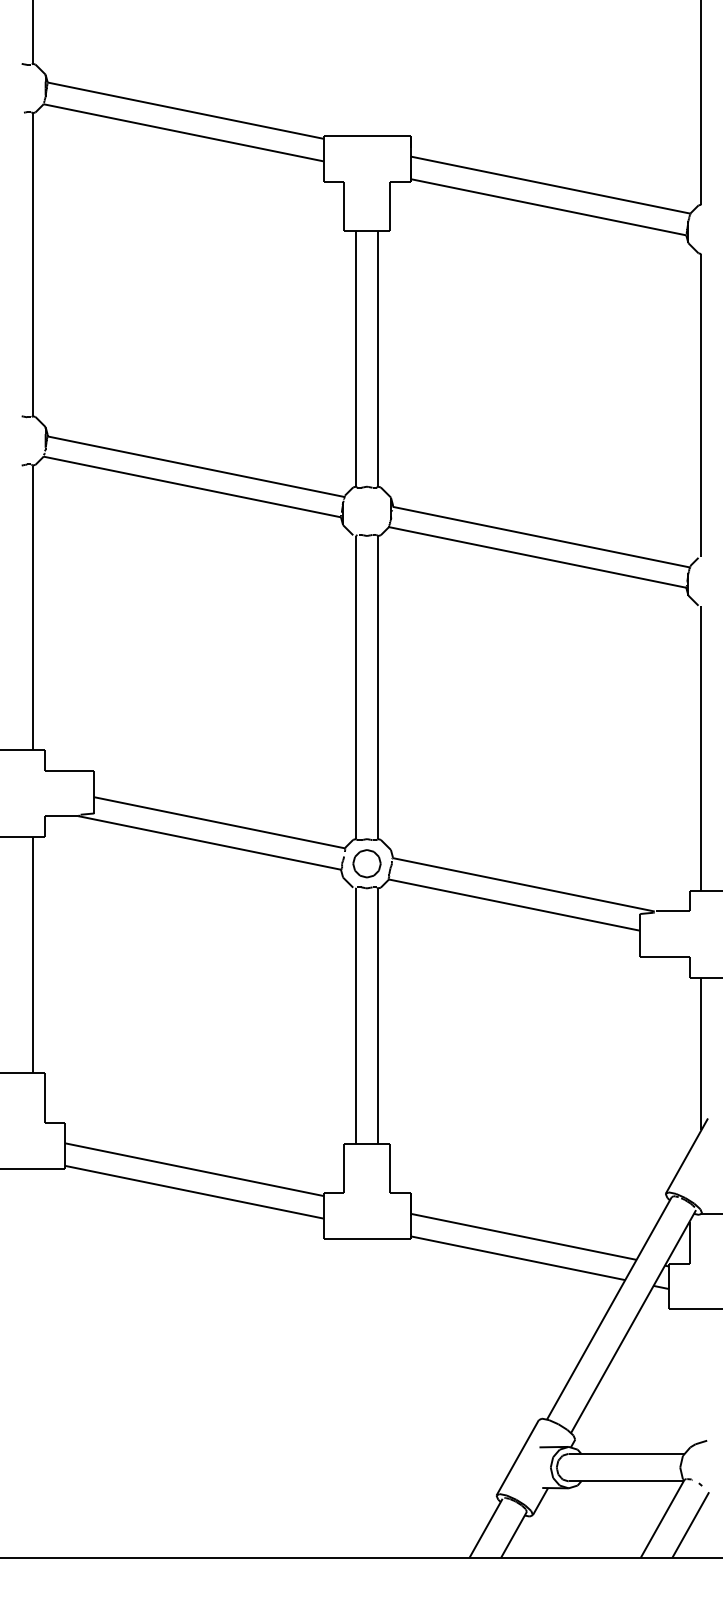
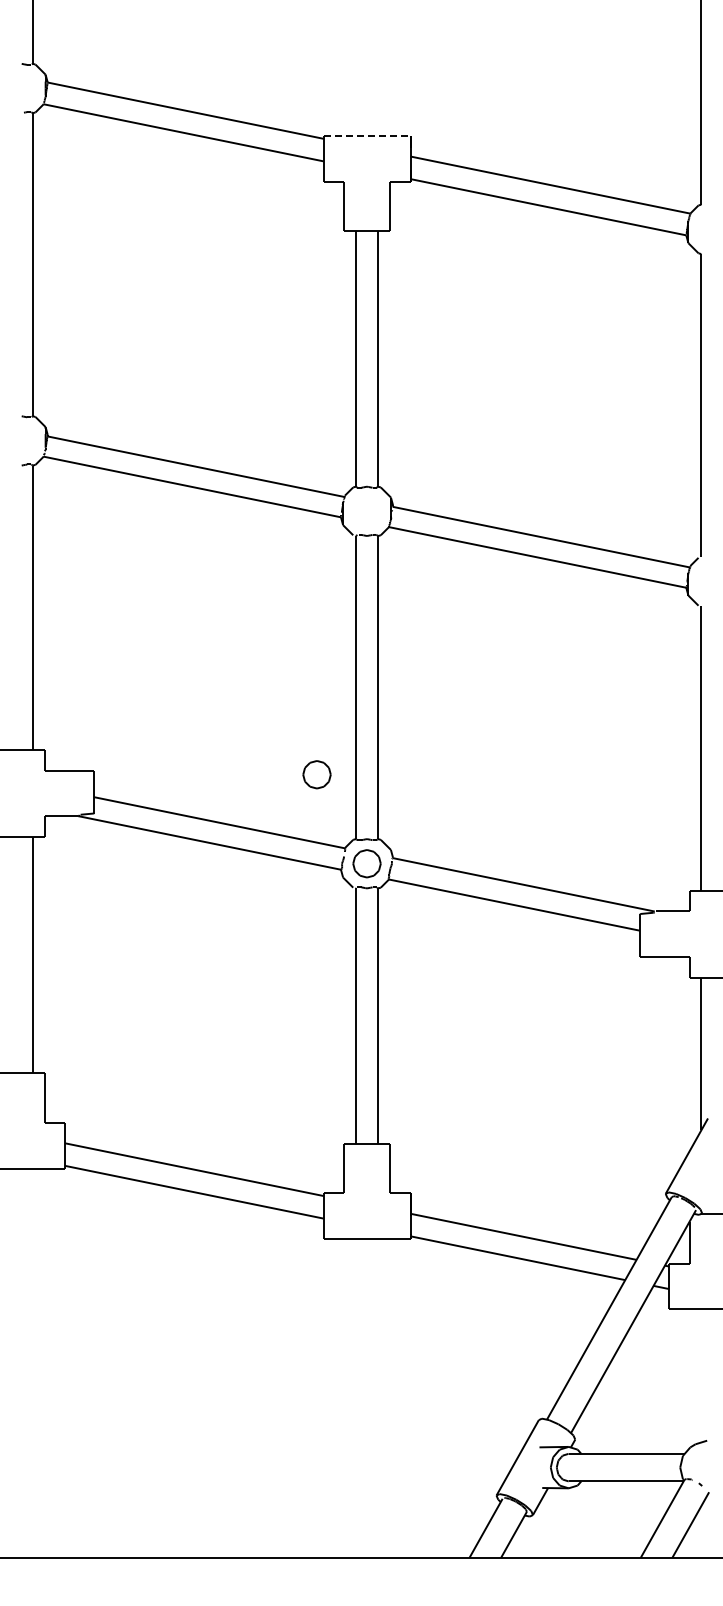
line: solid -> dashed (367, 136)
part: none -> present (316, 774)
